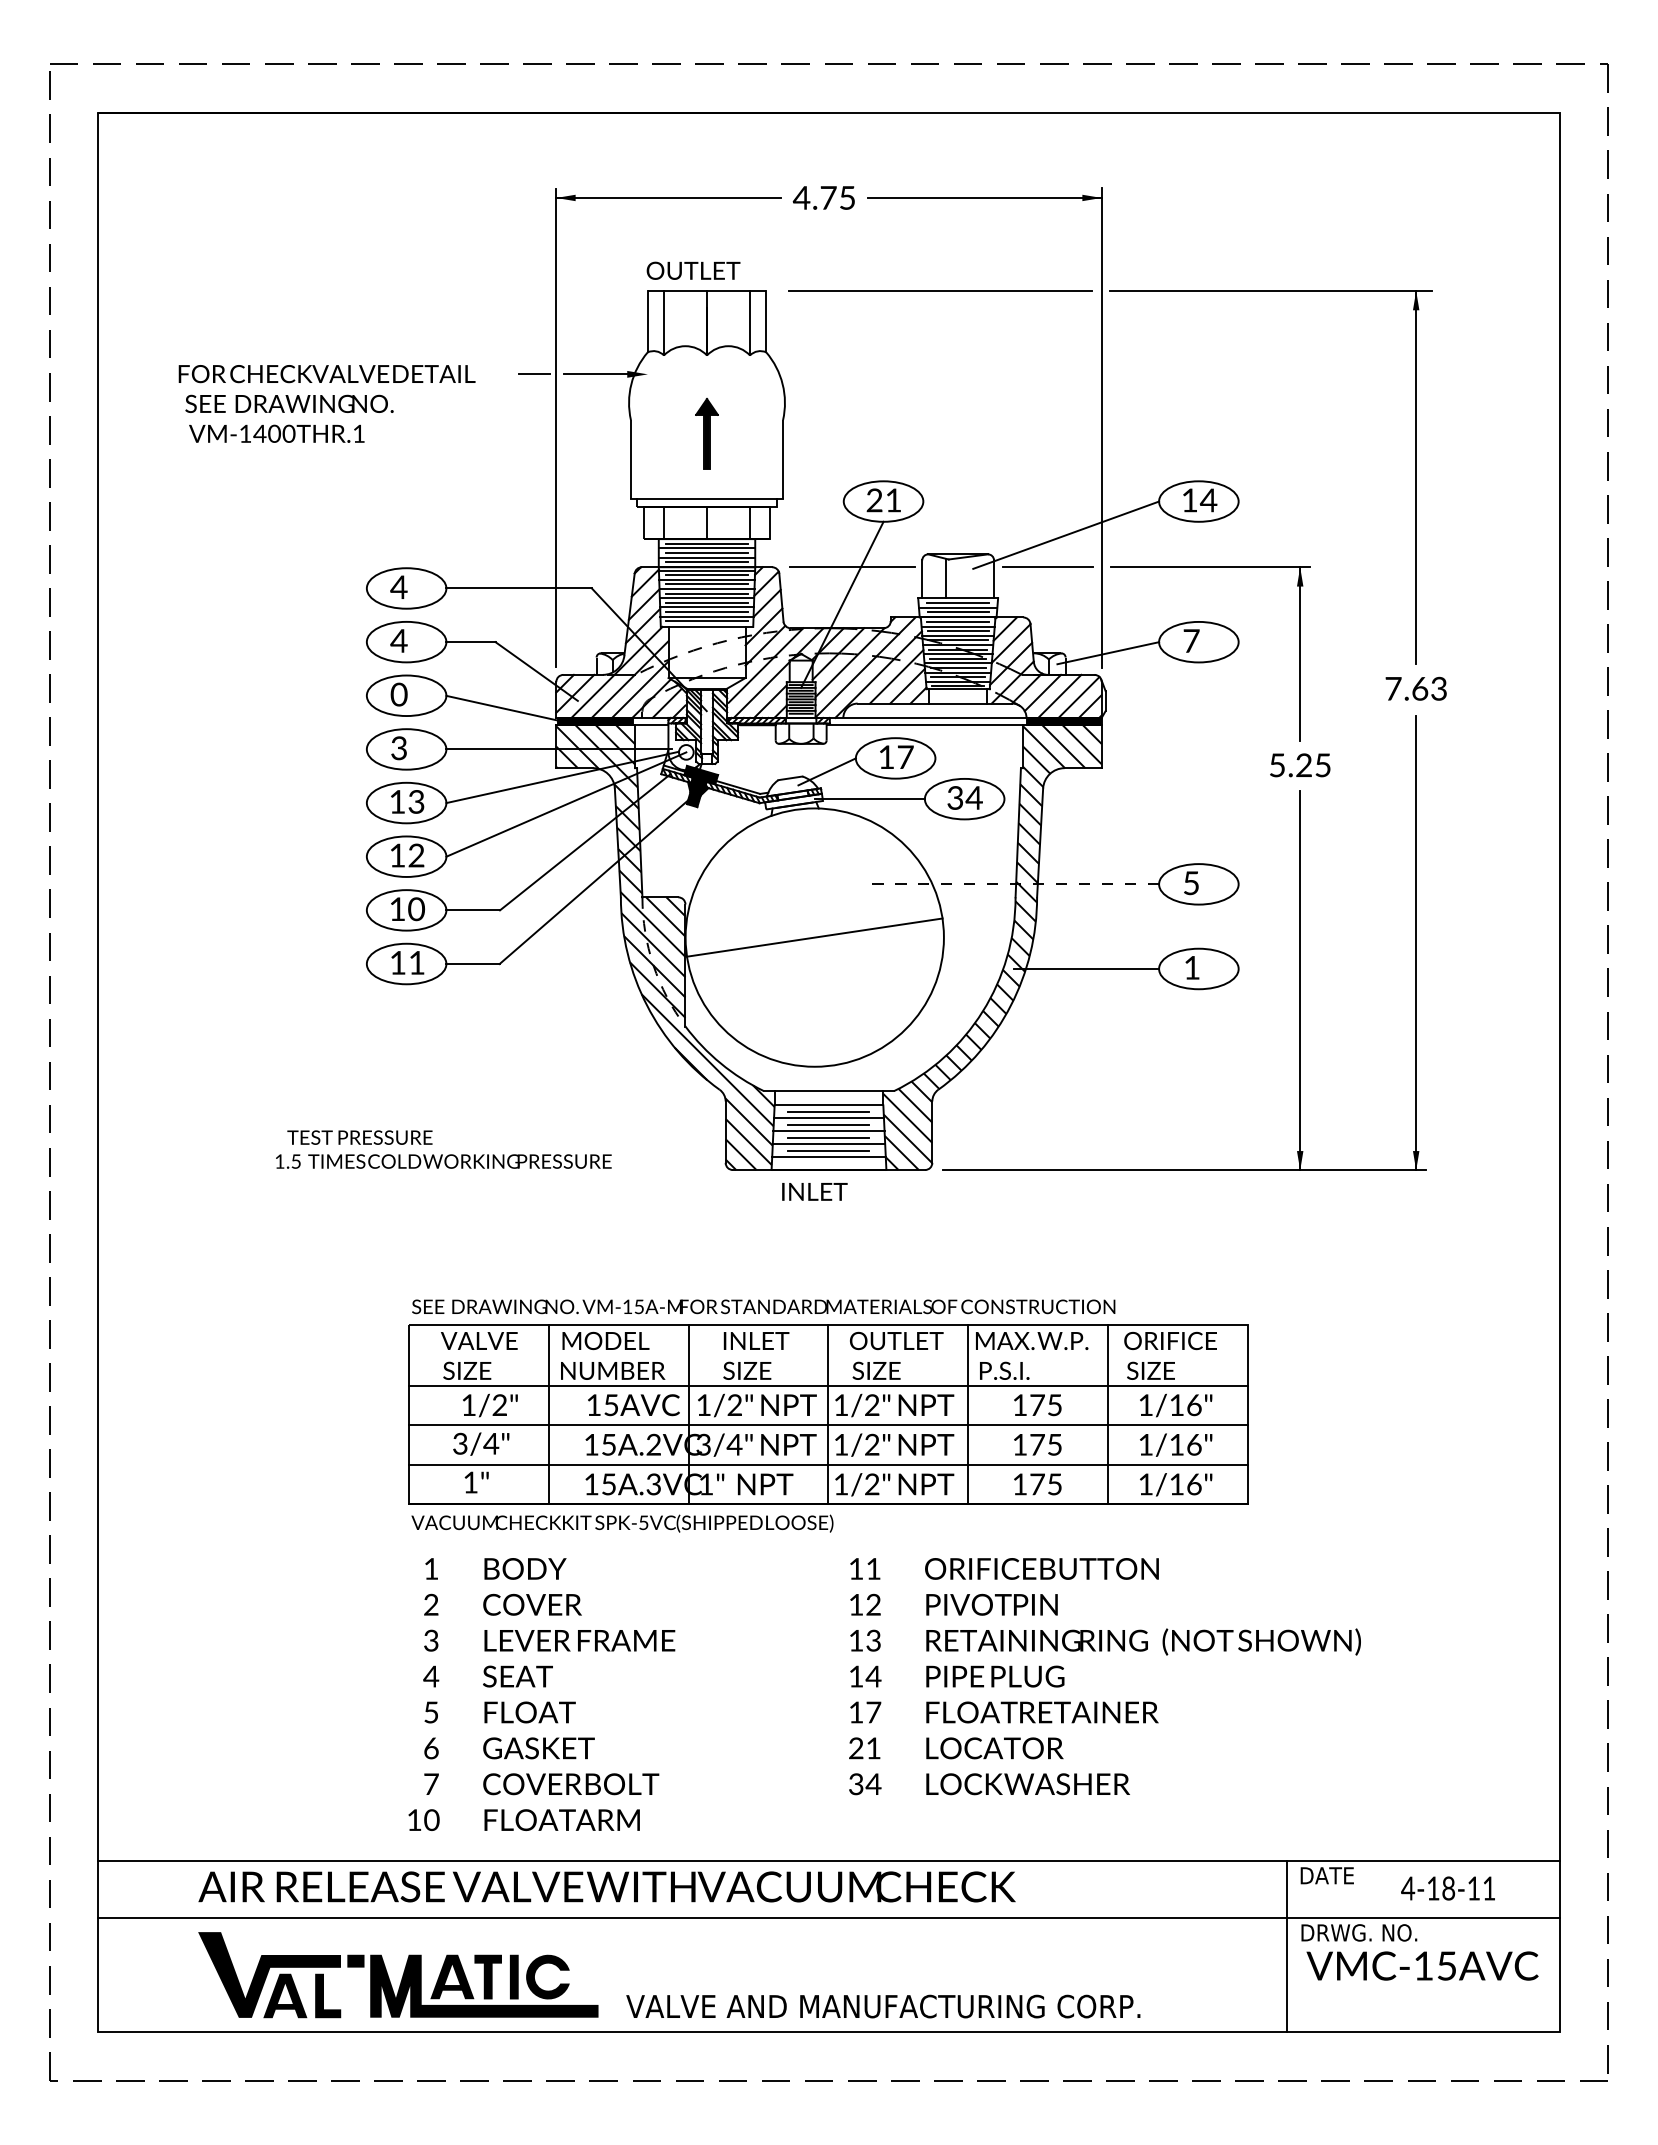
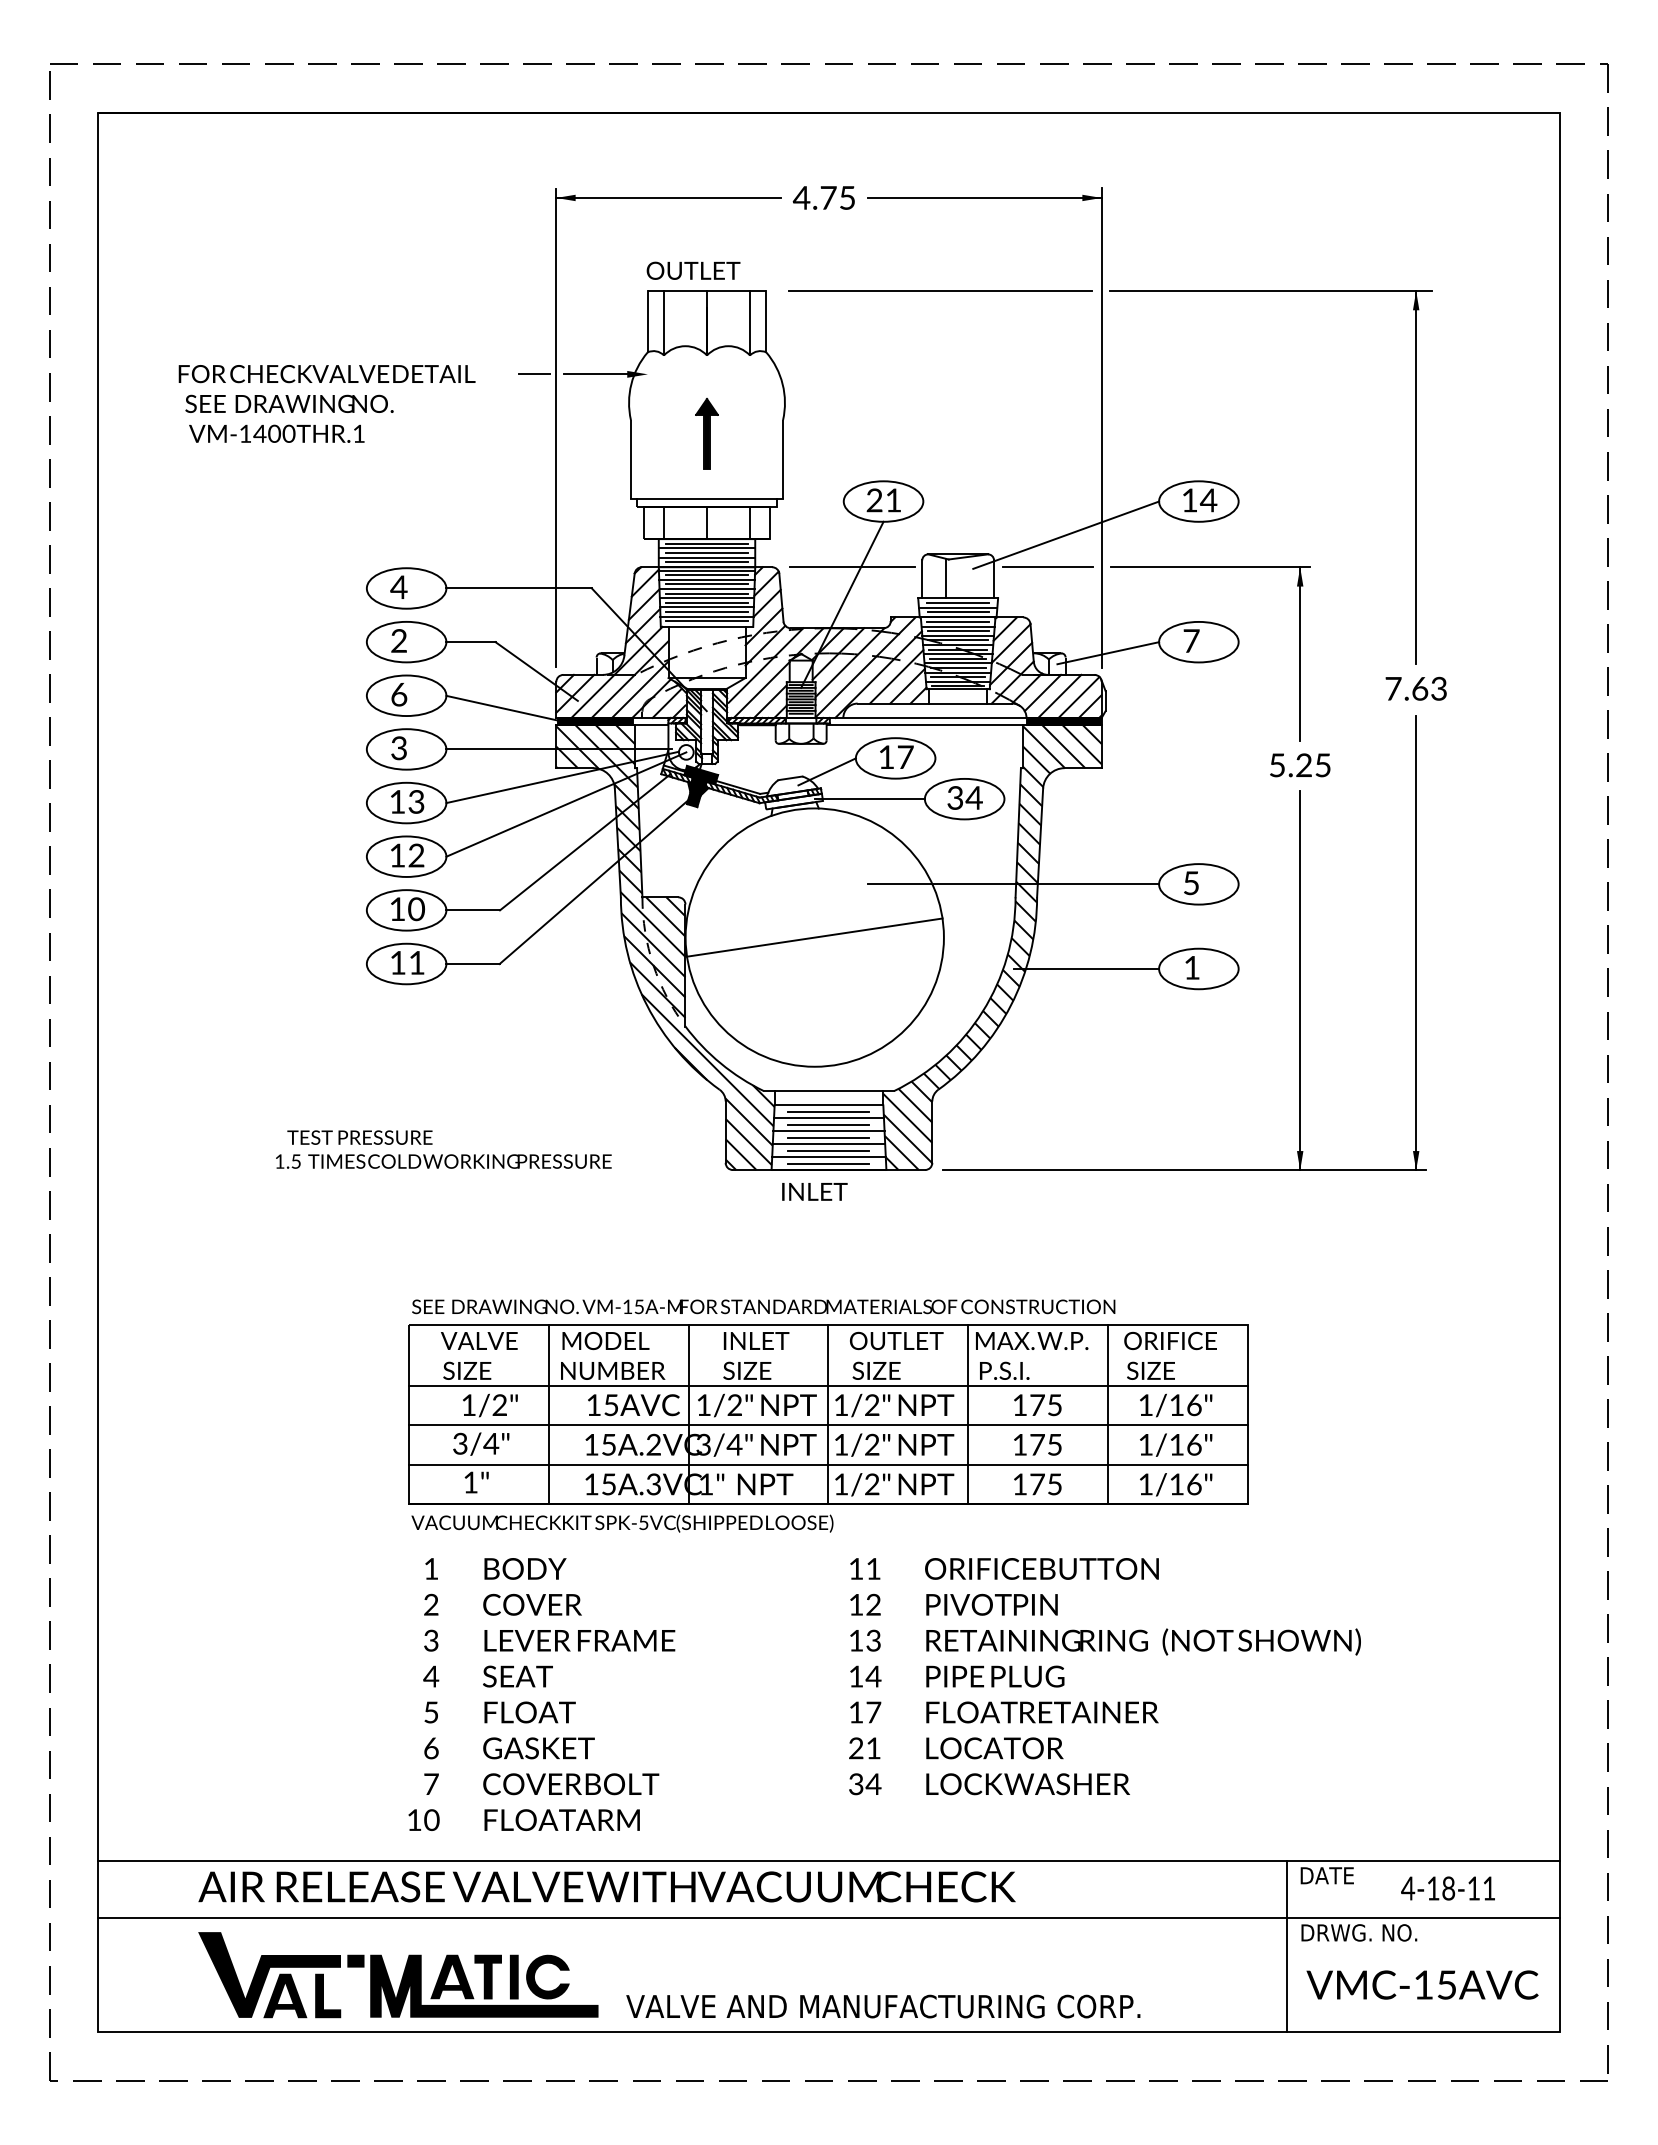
text: 4 -> 2 (398, 640)
text: 0 -> 6 (398, 693)
line: dashed -> solid (1013, 884)
line: none -> present (828, 1163)
text position: (1422, 1965) -> (1422, 1984) (1422, 1984)
